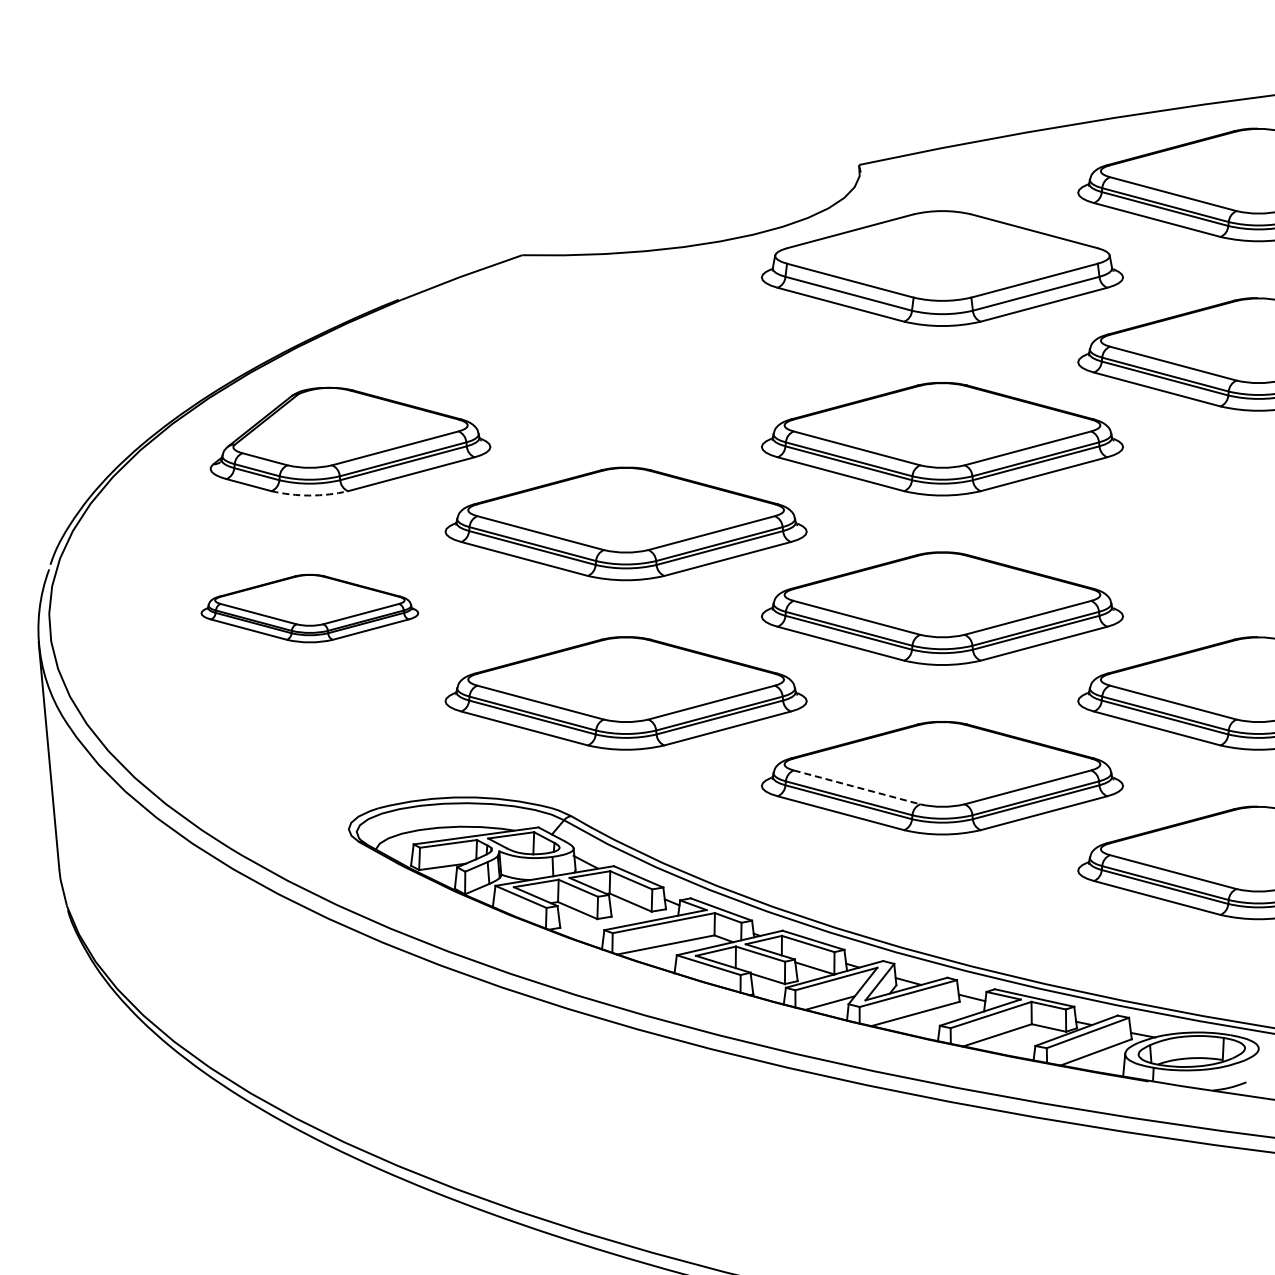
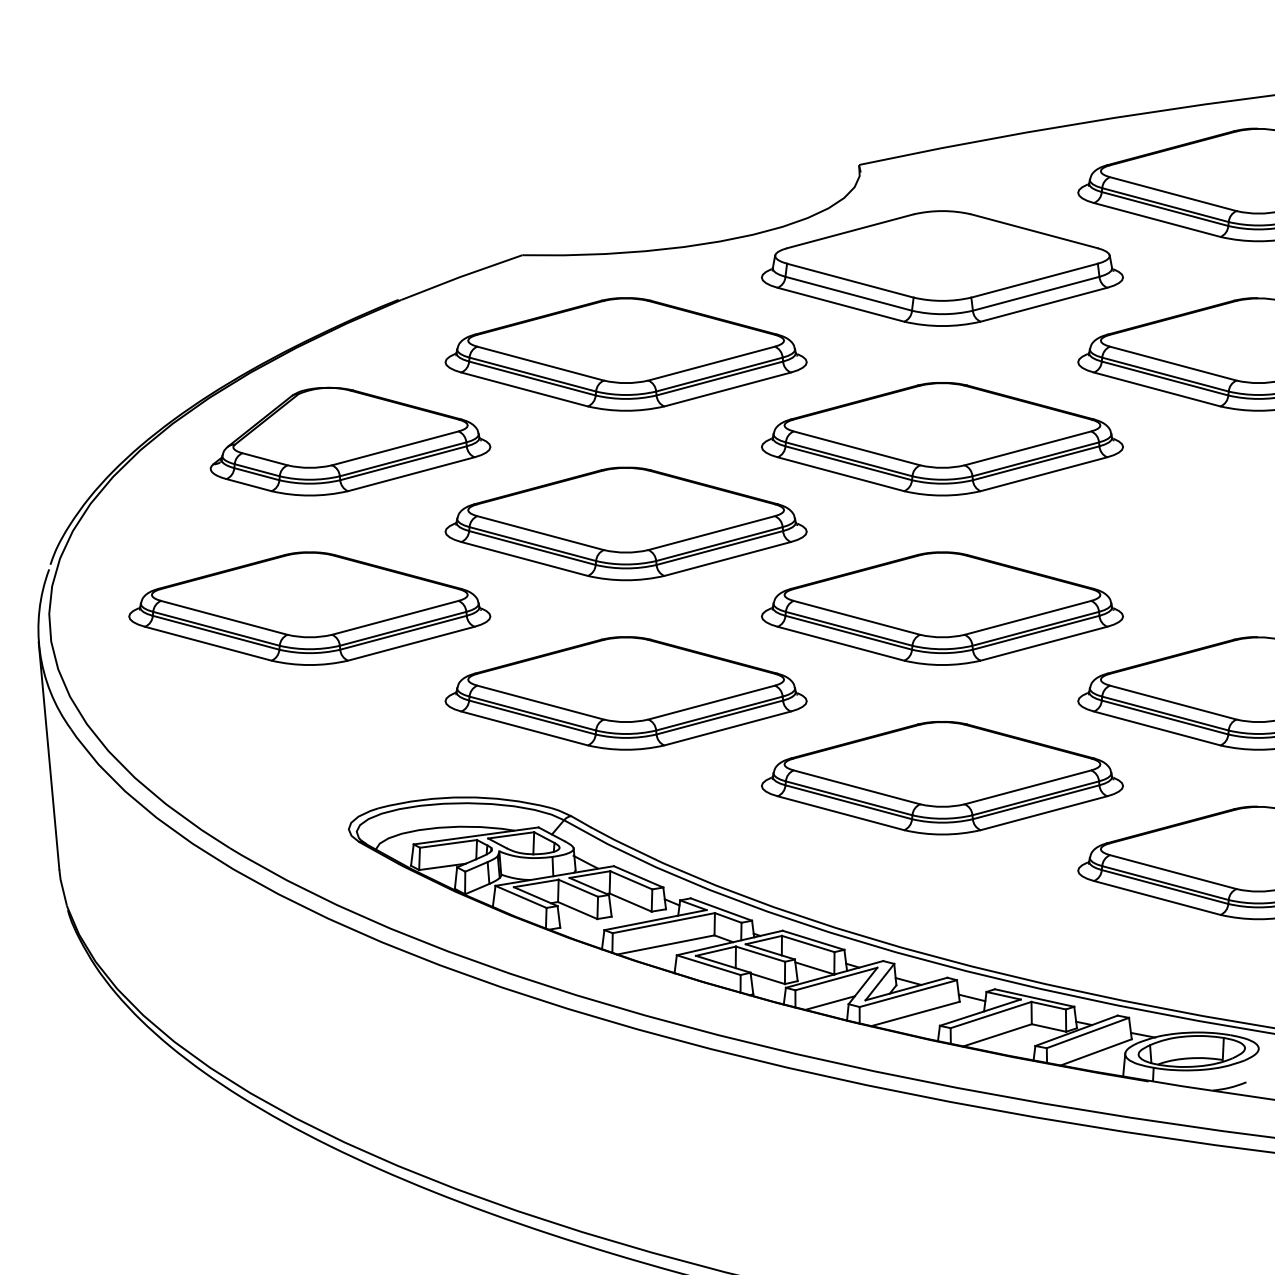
part: none -> present (625, 354)
arc: dashed -> solid (309, 495)
part size: 220x71 px -> 364x115 px (309, 608)
line: dashed -> solid (857, 787)
